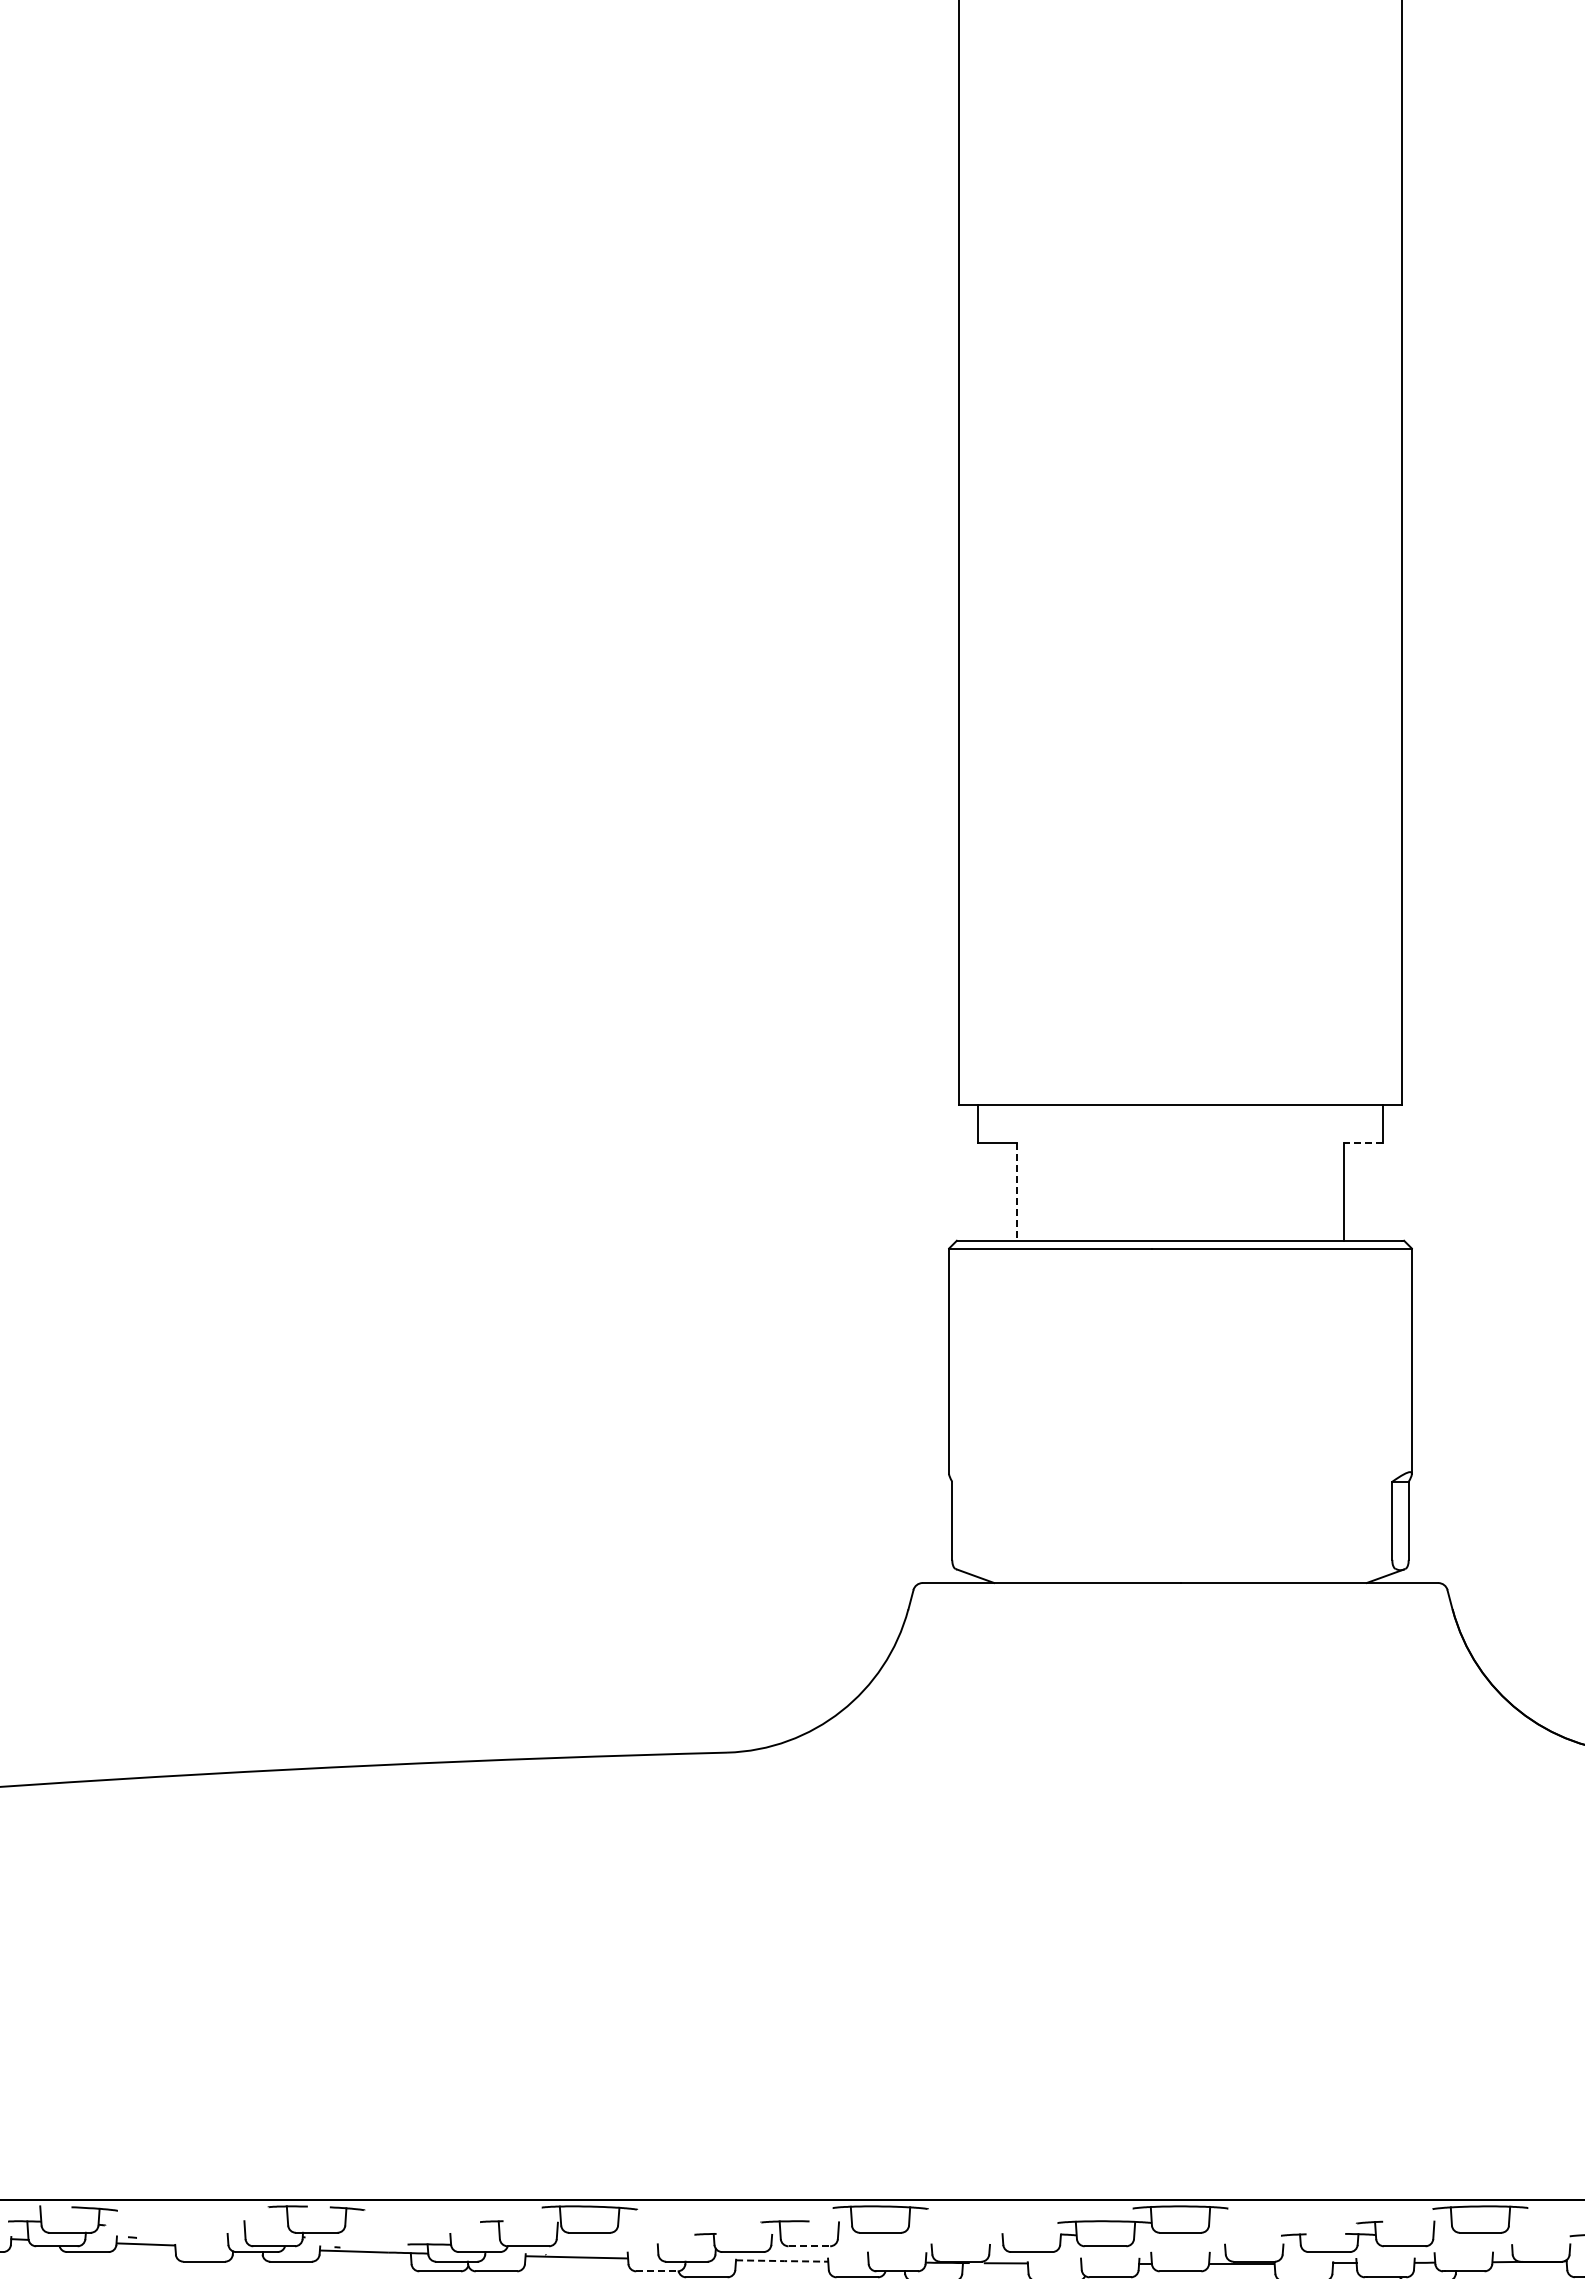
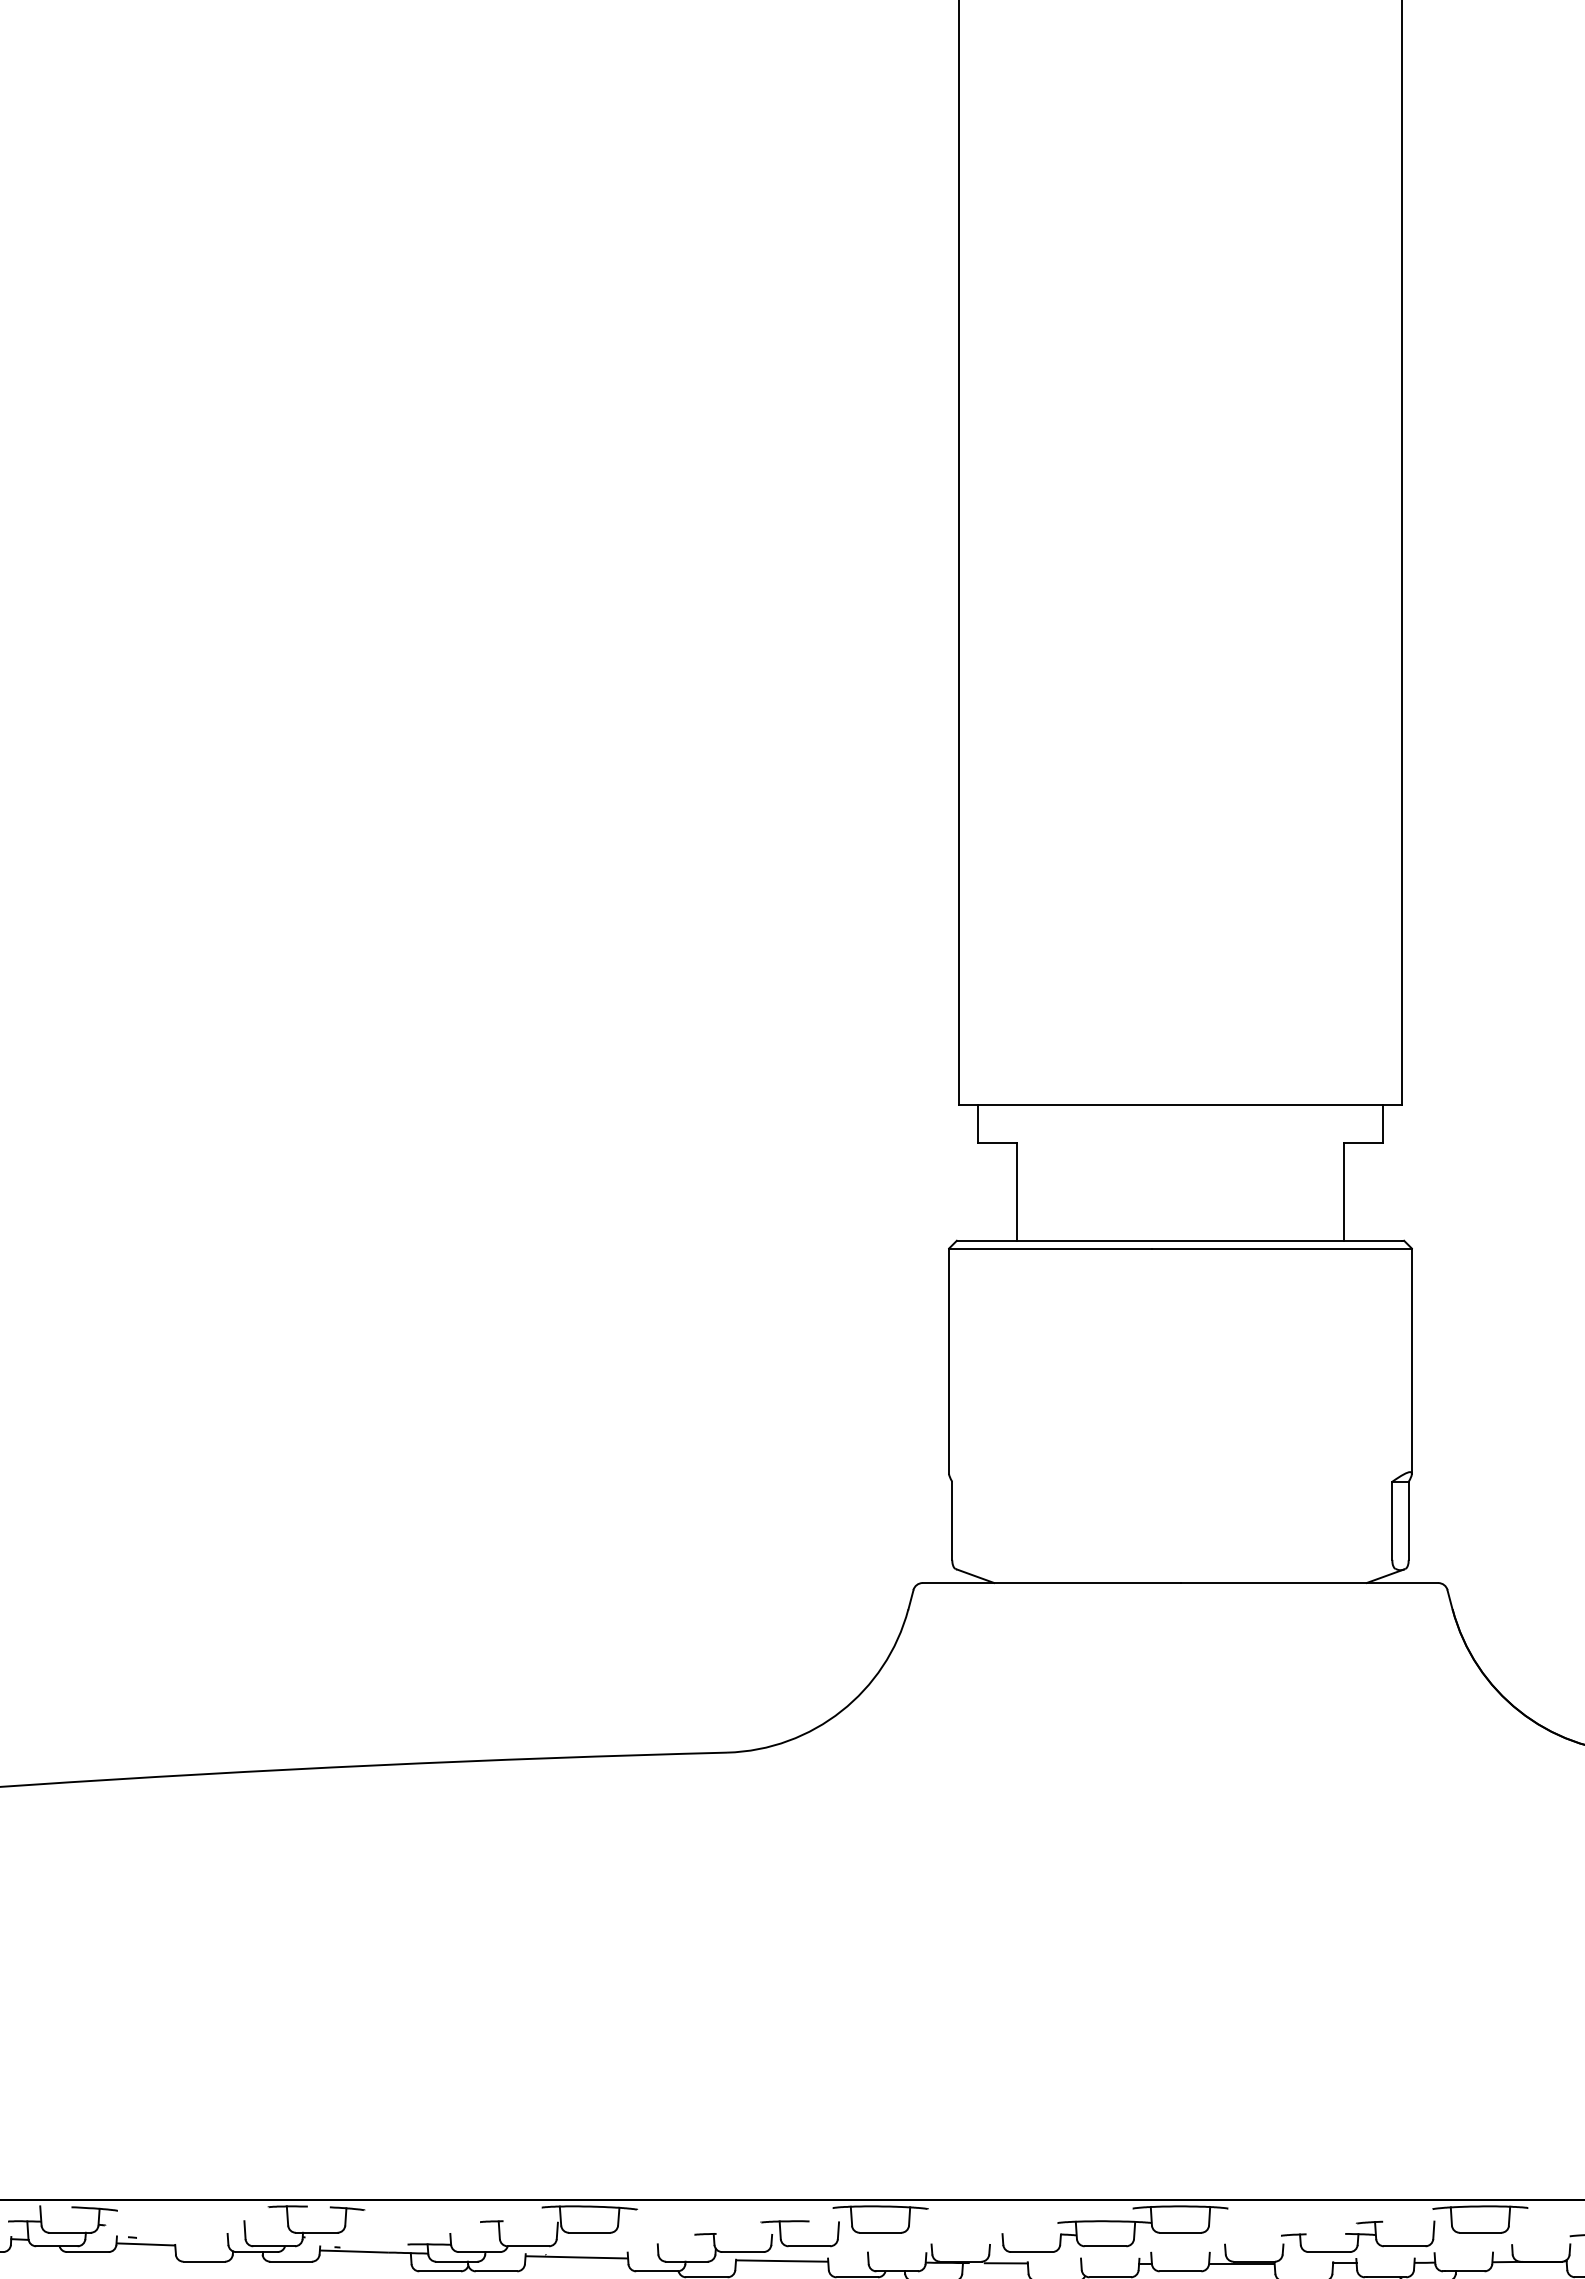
line: dashed -> solid (1363, 1143)
line: dashed -> solid (1016, 1192)
line: dashed -> solid (809, 2246)
line: dashed -> solid (782, 2261)
line: dashed -> solid (656, 2271)
